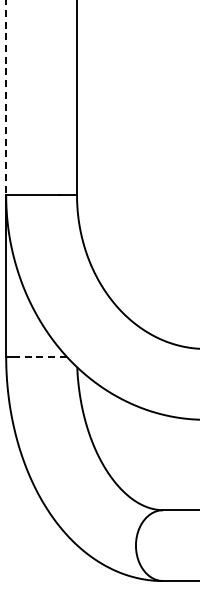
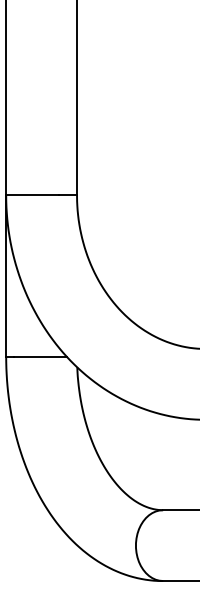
line: dashed -> solid (6, 98)
line: dashed -> solid (40, 356)
